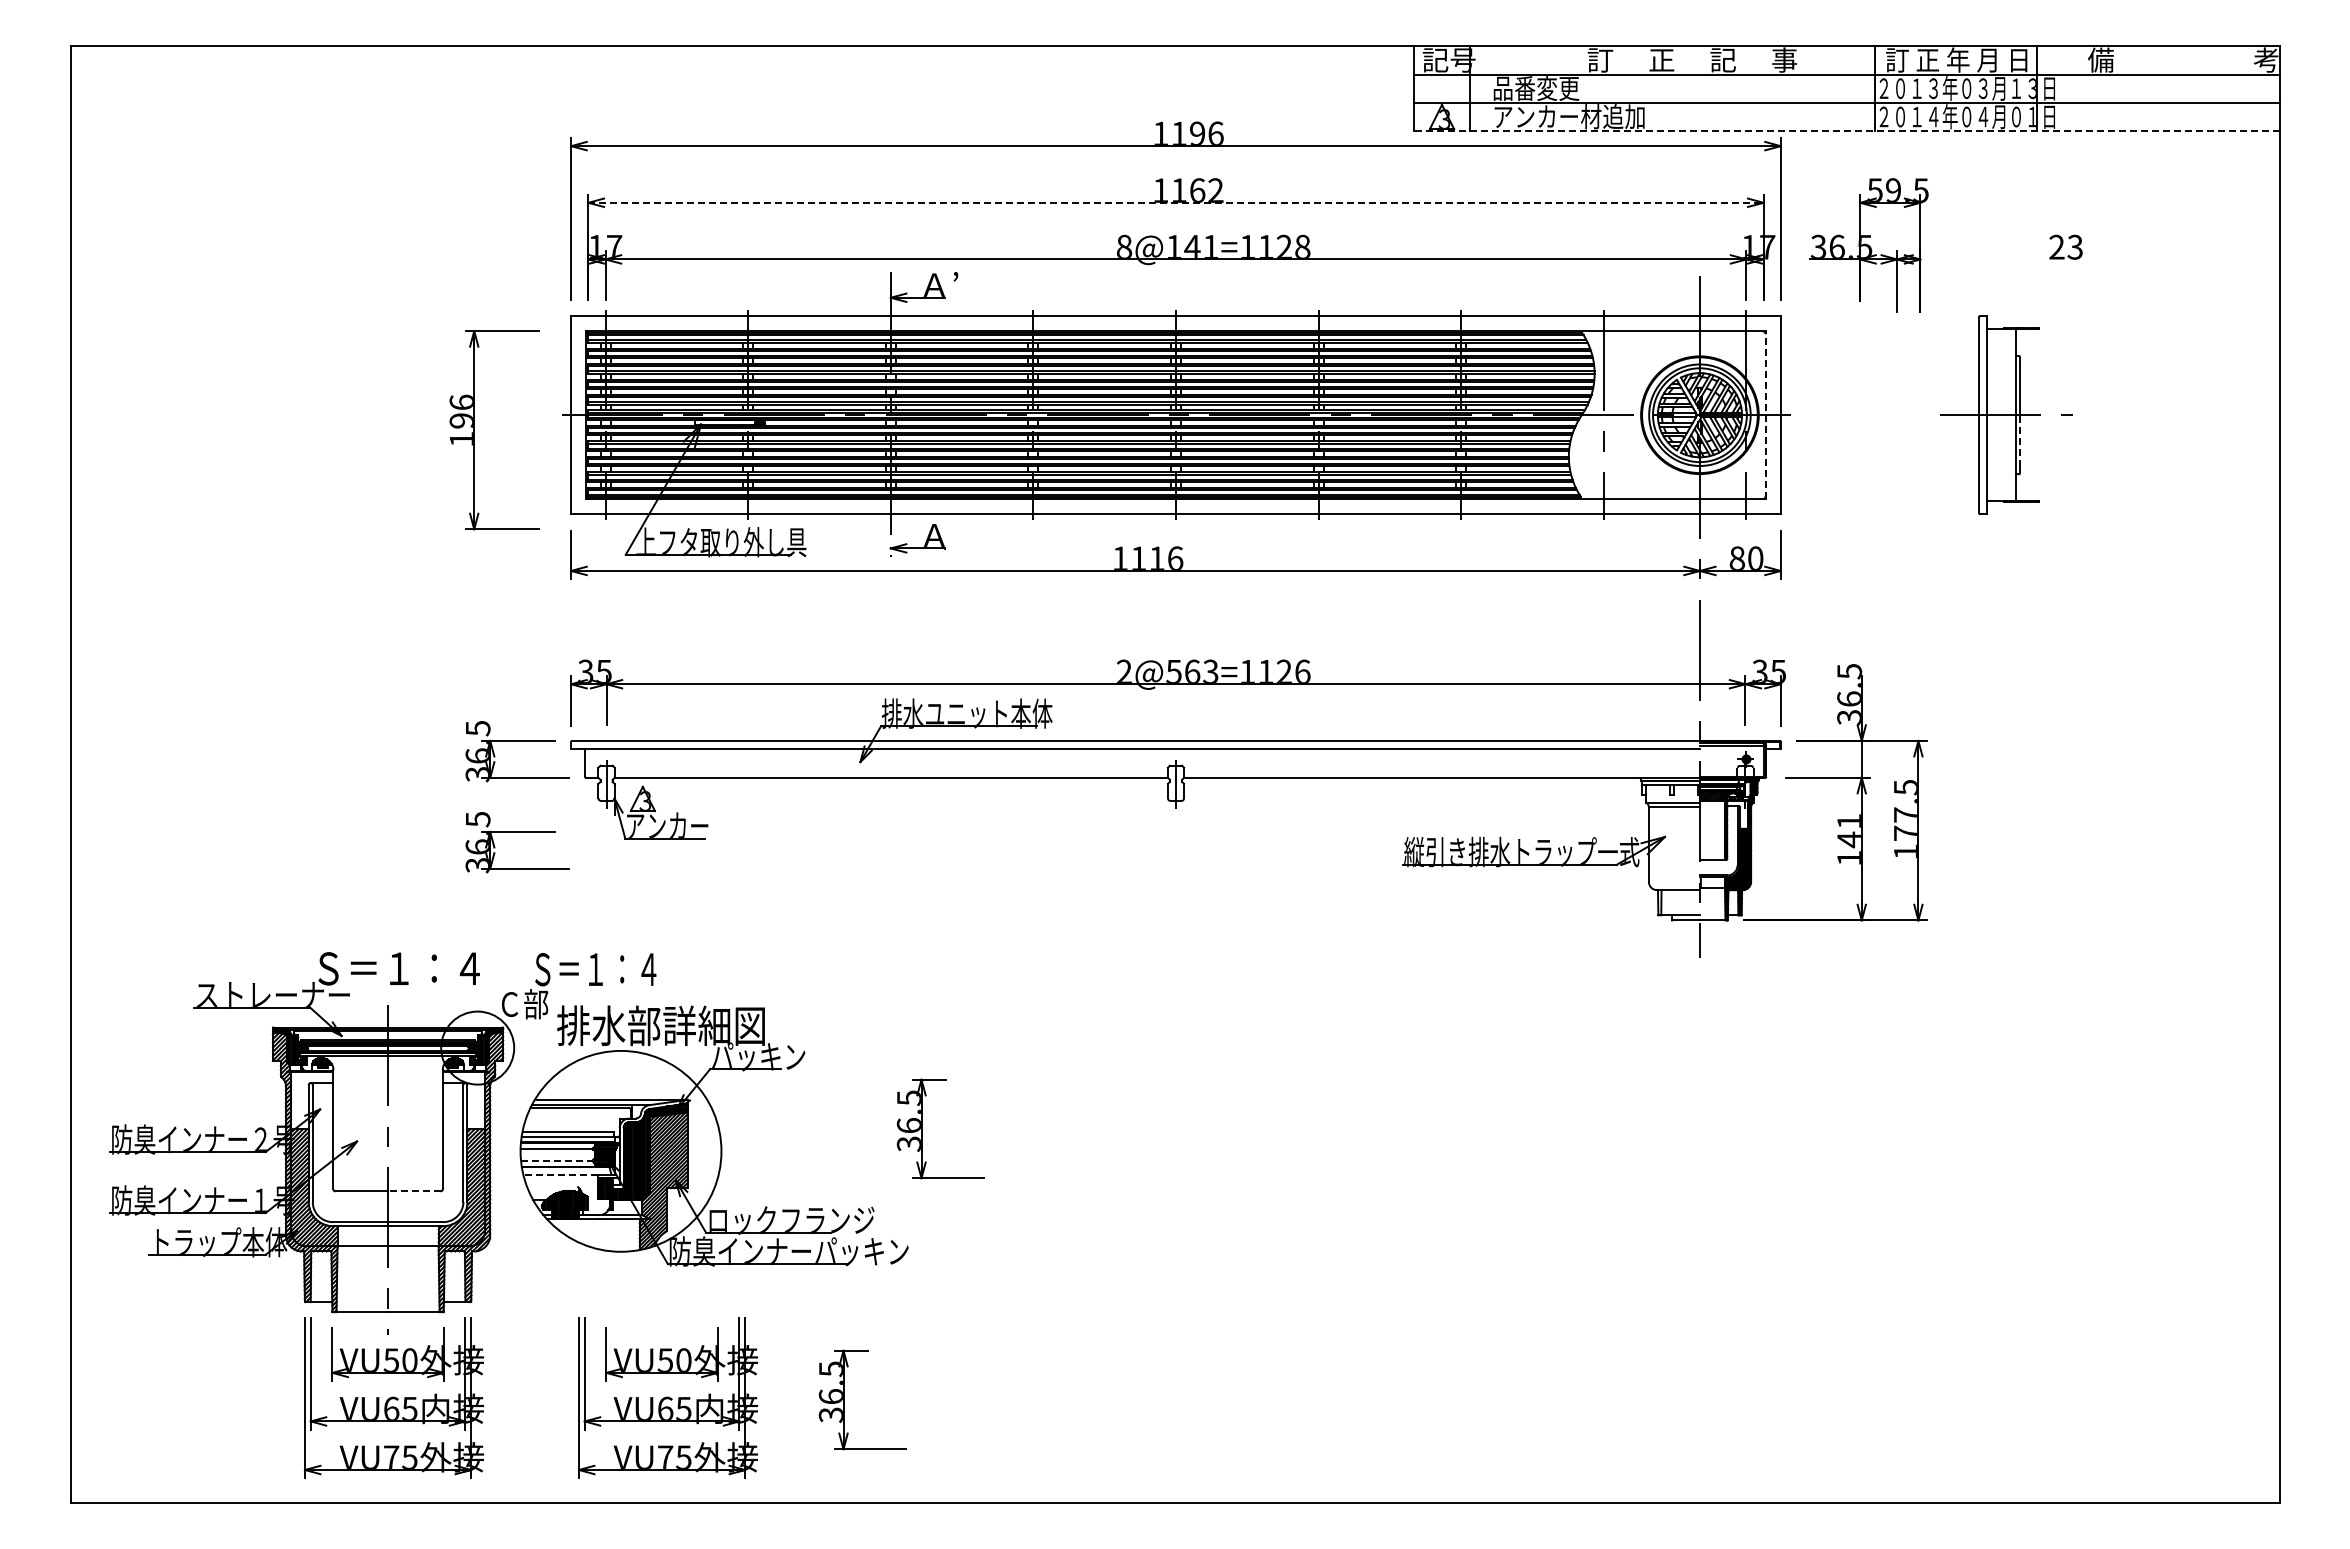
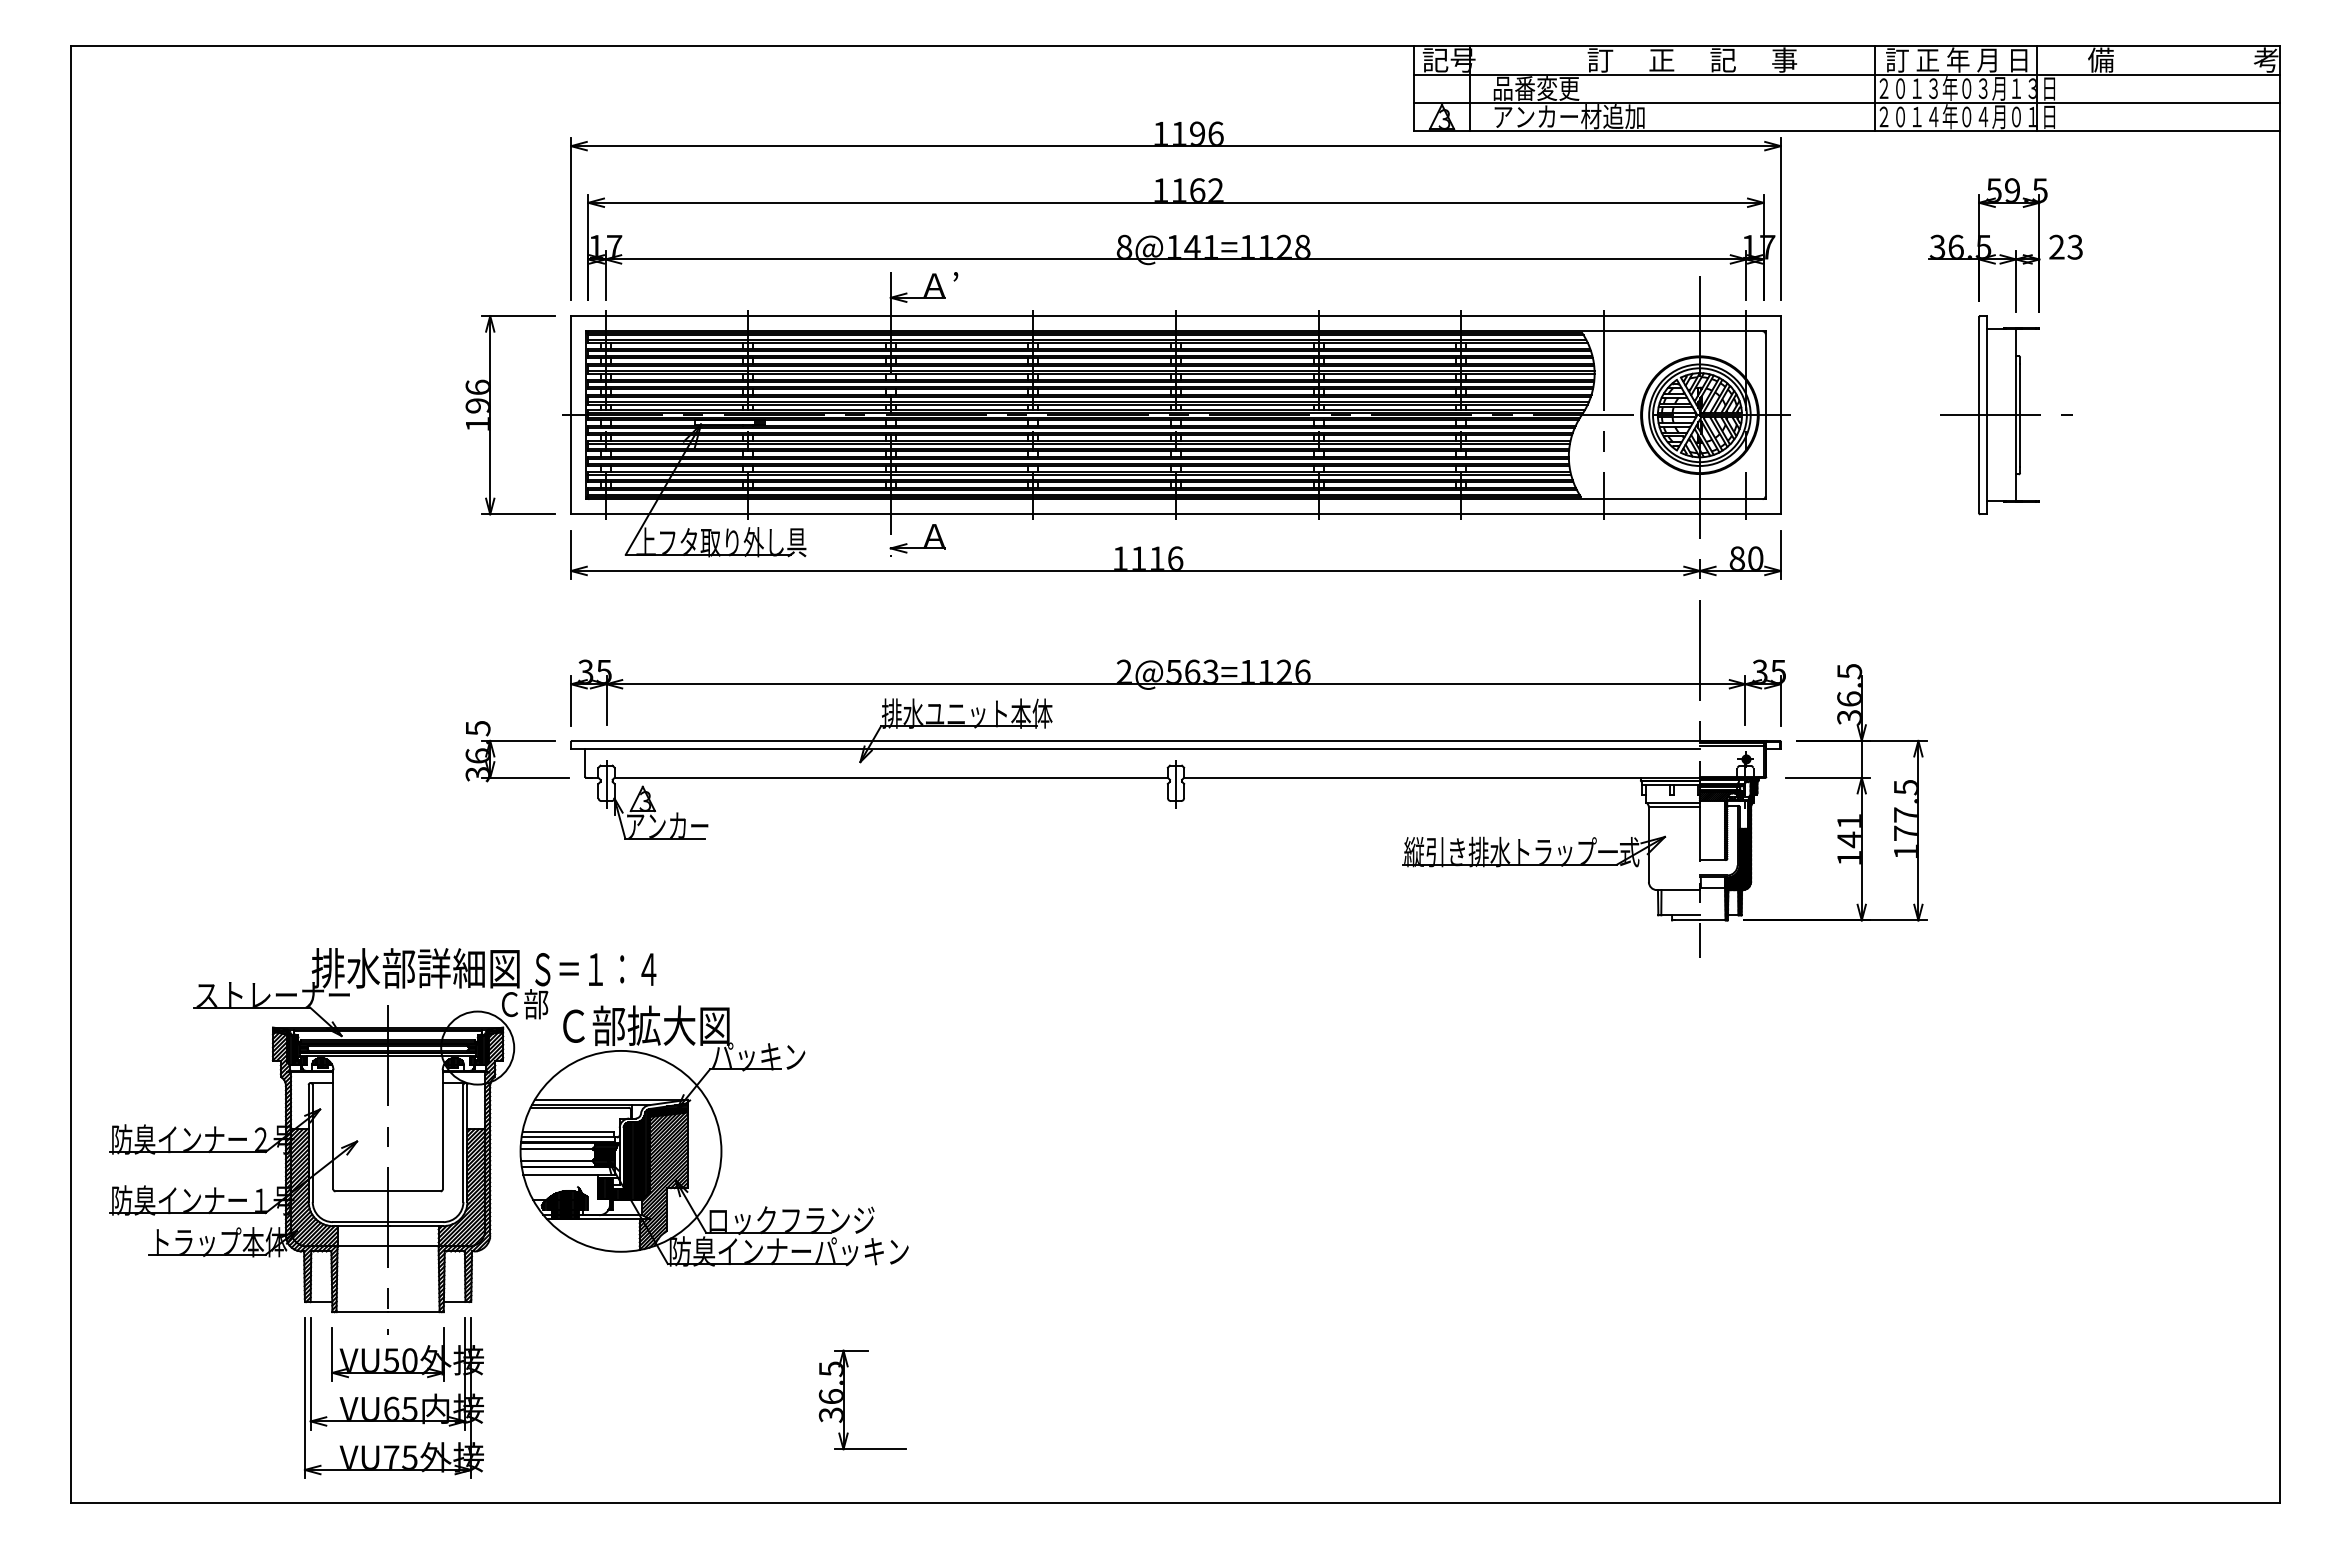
line: dashed -> solid (1846, 131)
line: dashed -> solid (1176, 202)
part position: (1868, 245) -> (1987, 245) (1987, 245)
line: dashed -> solid (1765, 415)
part position: (474, 430) -> (490, 415) (490, 415)
line: dashed -> solid (2020, 441)
part: present -> none (517, 832)
text: Ｓ＝１：４ -> 排水部詳細図 (415, 968)
text: 排水部詳細図 -> Ｃ部拡大図 (660, 1025)
part: present -> none (922, 1128)
line: dashed -> solid (556, 1161)
line: dashed -> solid (560, 1175)
line: dashed -> solid (413, 1191)
part: present -> none (667, 1397)
